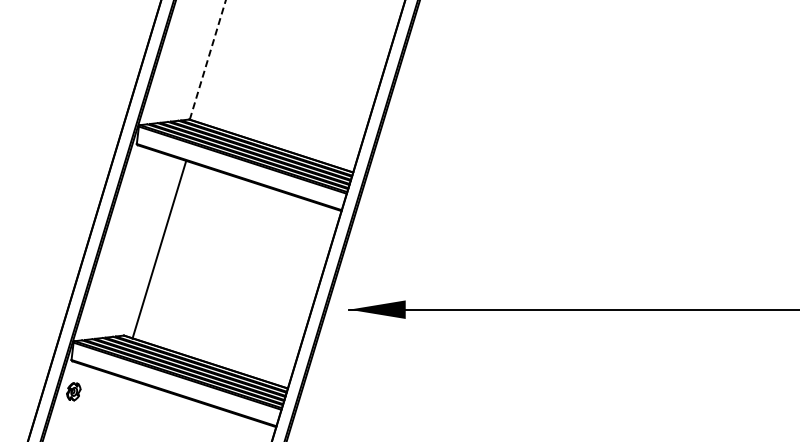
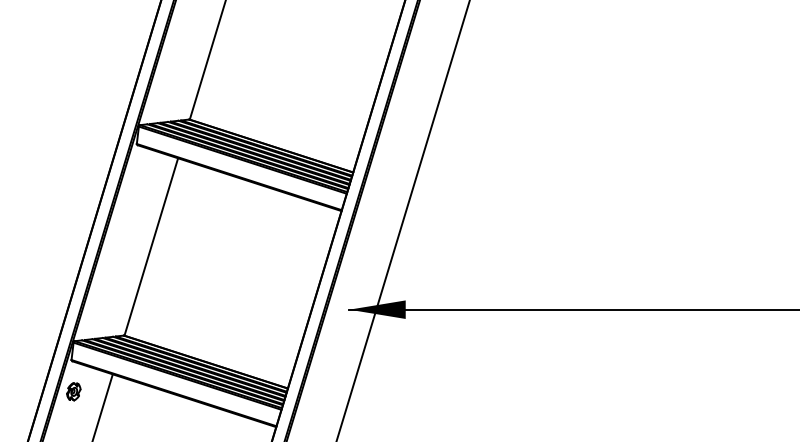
line: dashed -> solid (207, 59)
line: none -> present (403, 220)
line position: (159, 249) -> (151, 246) (151, 246)
line: none -> present (102, 406)
